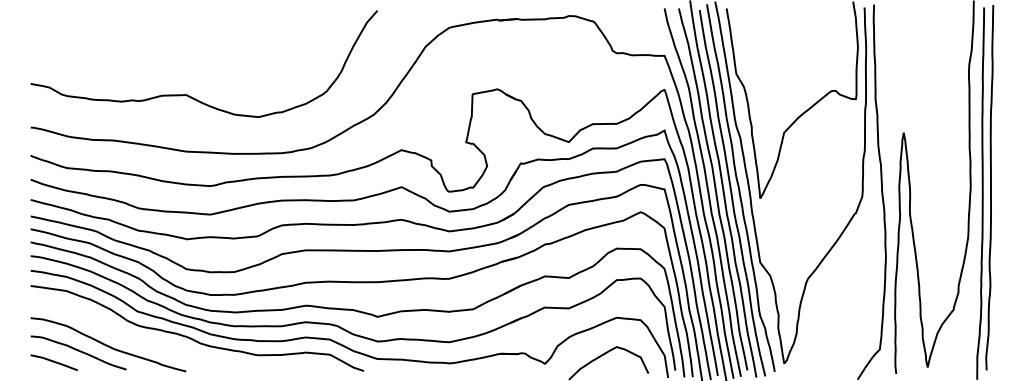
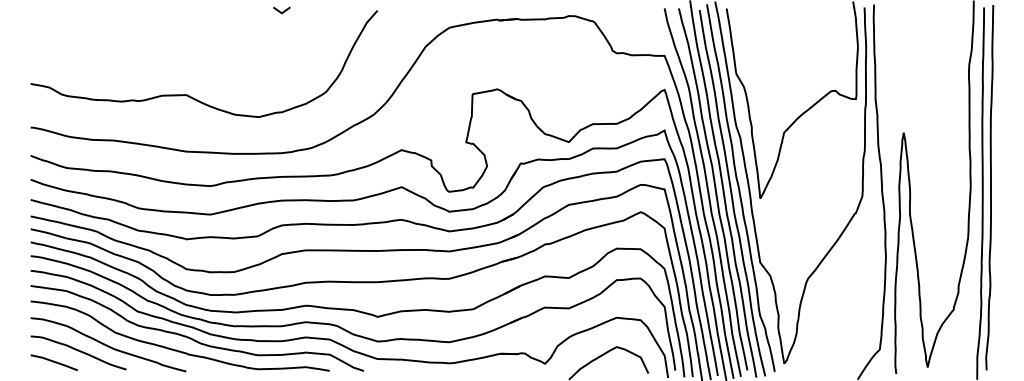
line: none -> present (281, 11)
curve: none -> present (176, 349)
